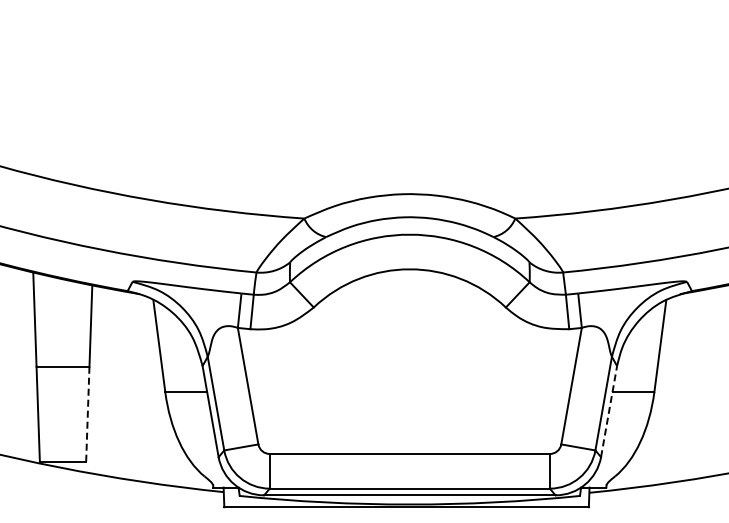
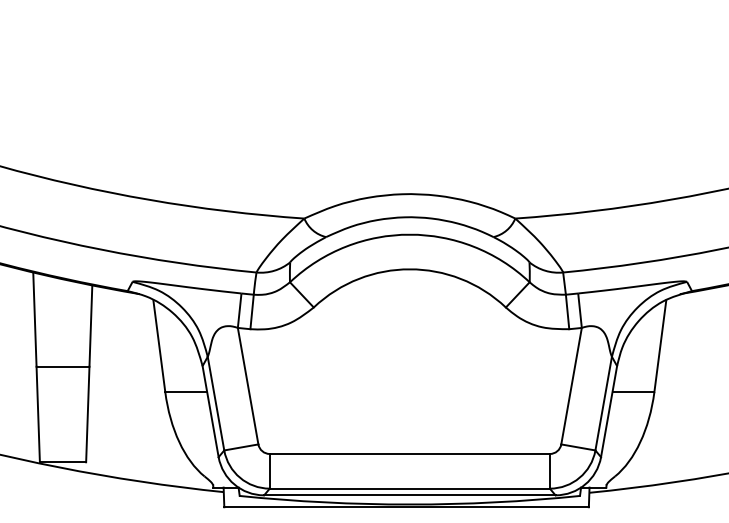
line: dashed -> solid (609, 411)
line: dashed -> solid (87, 414)
